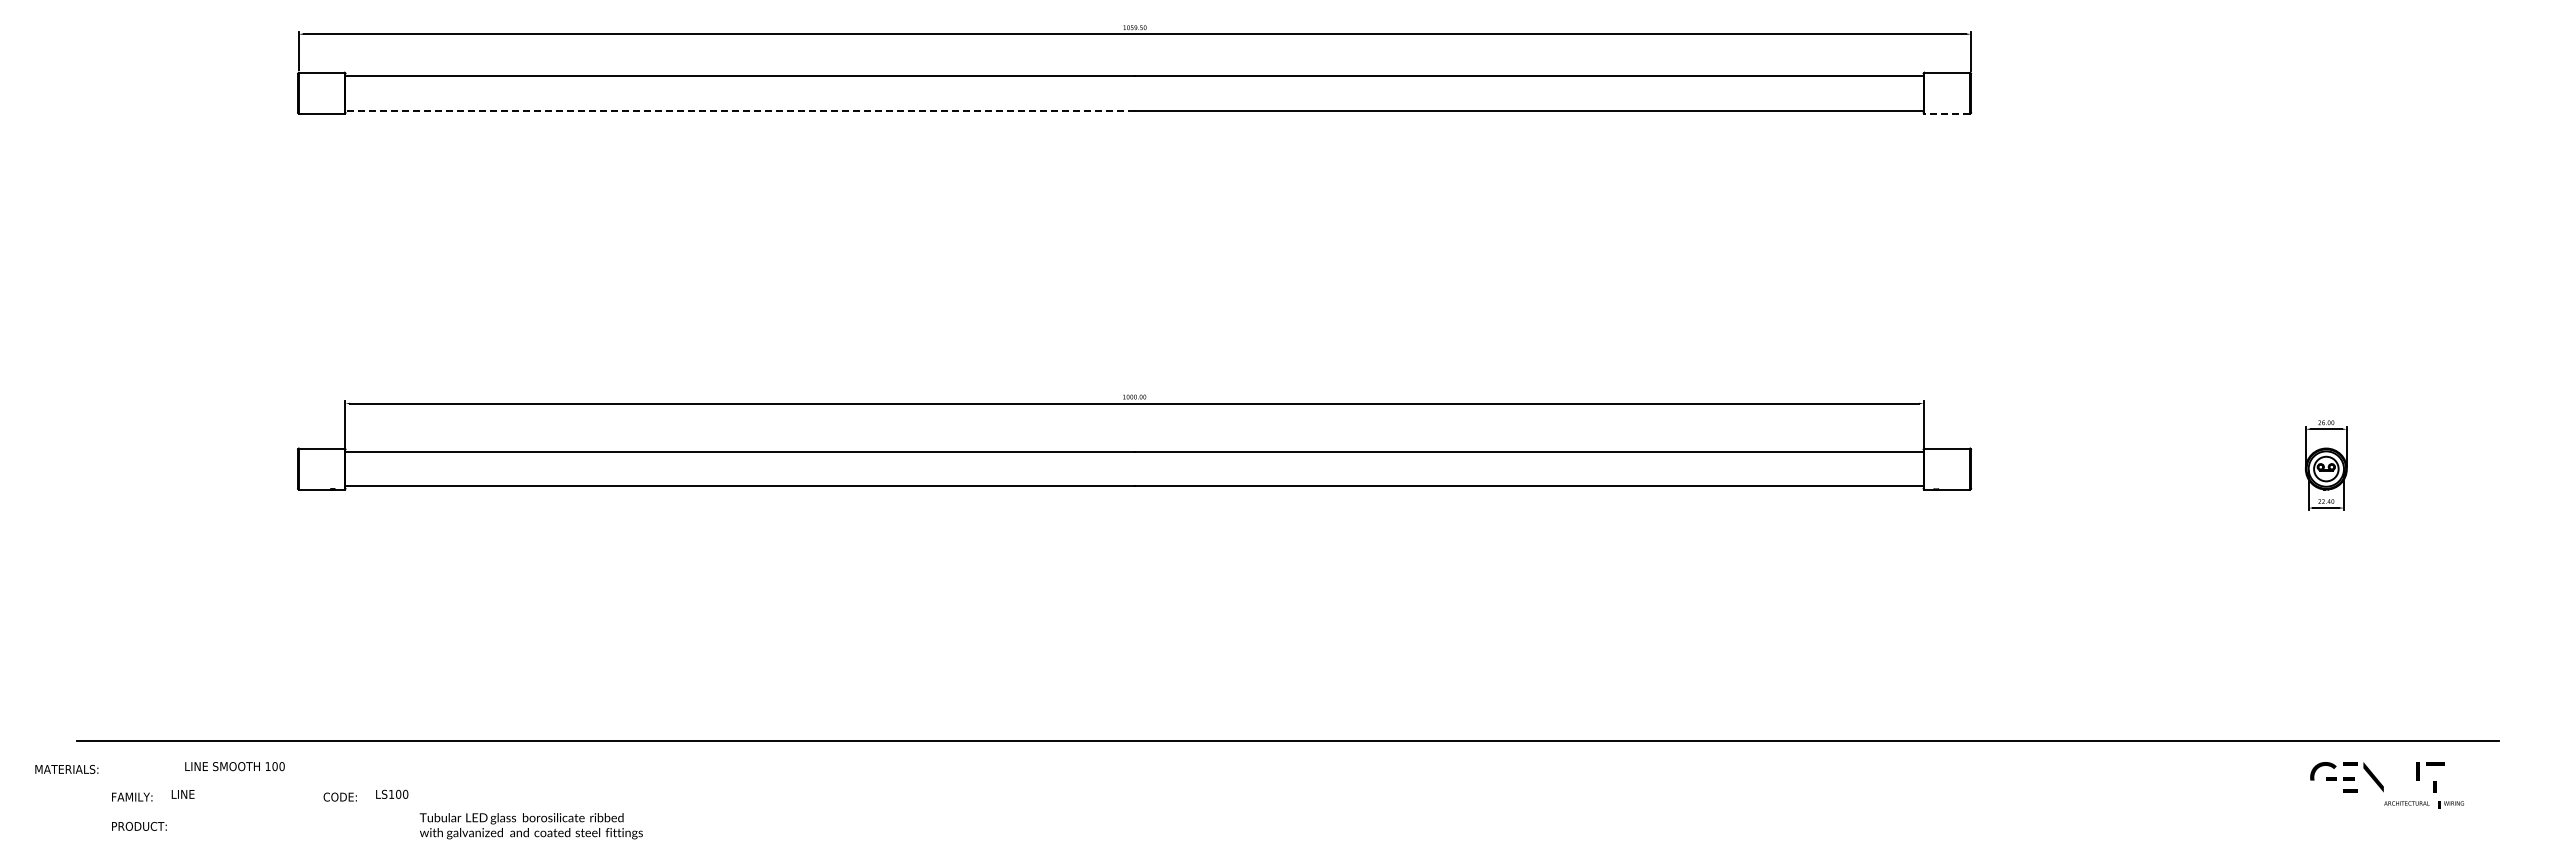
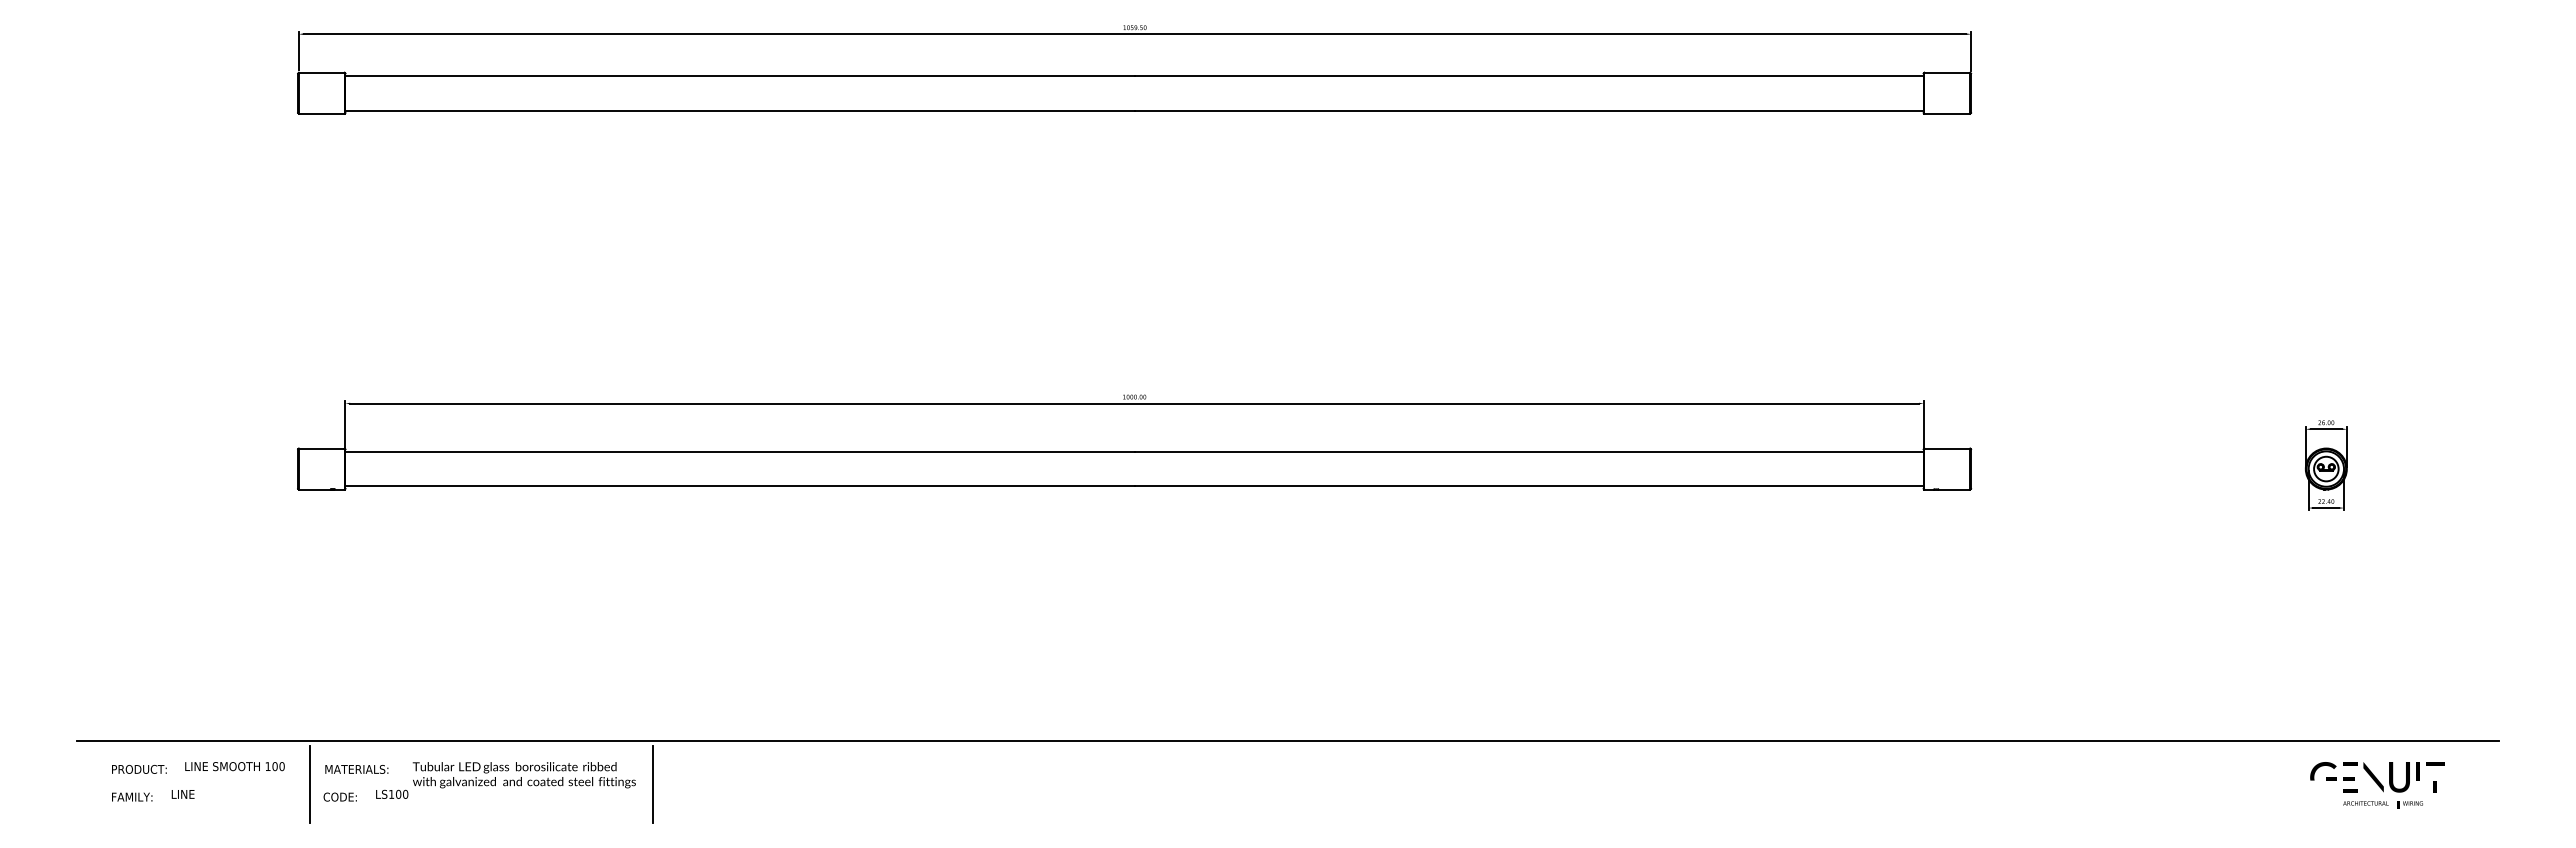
line: dashed -> solid (740, 110)
line: dashed -> solid (1947, 113)
text position: (66, 769) -> (356, 769) (356, 769)
fill: none -> present (2399, 776)
line: none -> present (310, 784)
line: none -> present (653, 784)
text position: (2423, 804) -> (2382, 804) (2382, 804)
text position: (139, 826) -> (139, 769) (139, 769)
text position: (530, 826) -> (523, 775) (523, 775)
